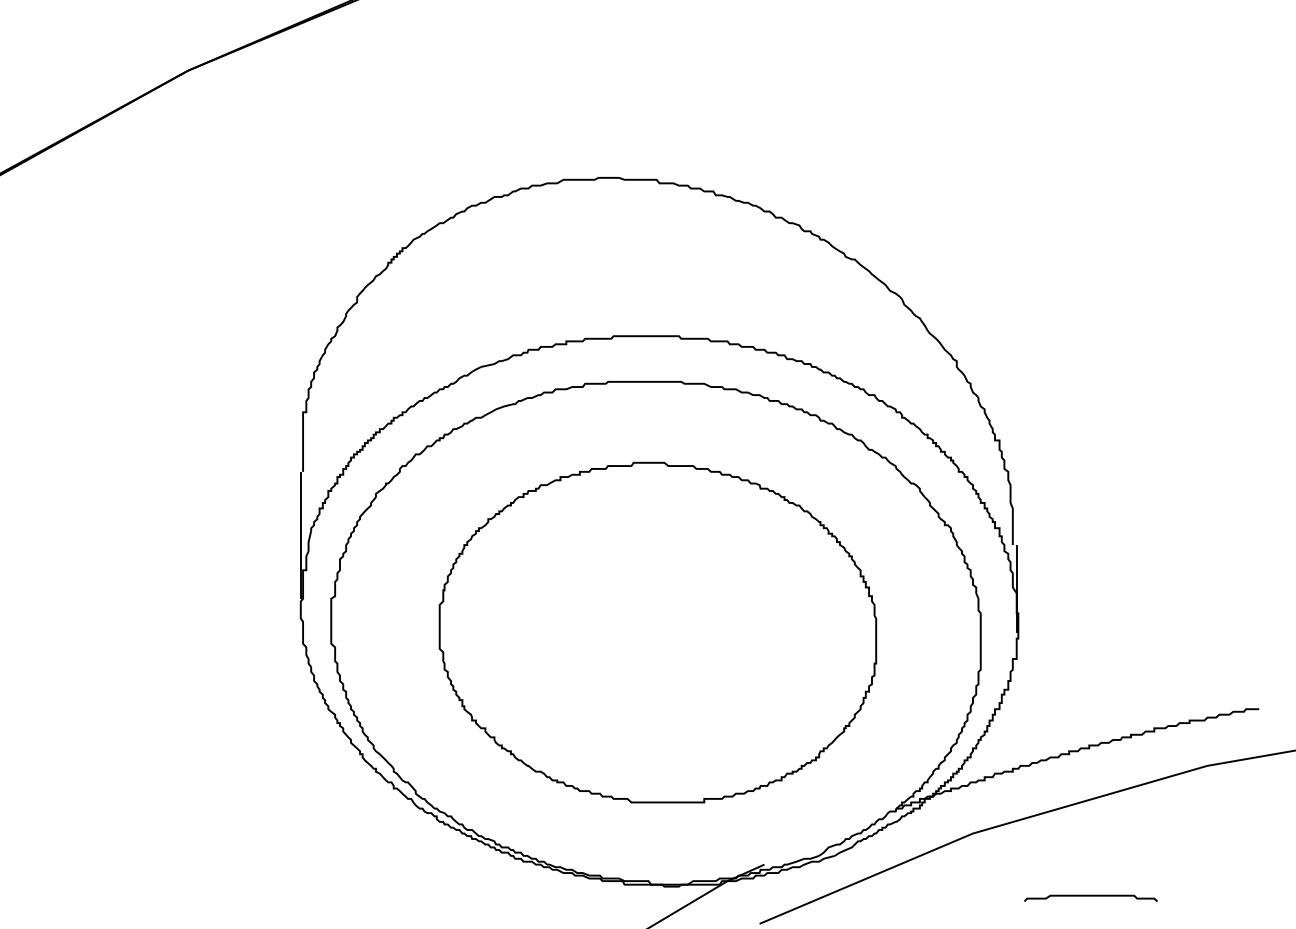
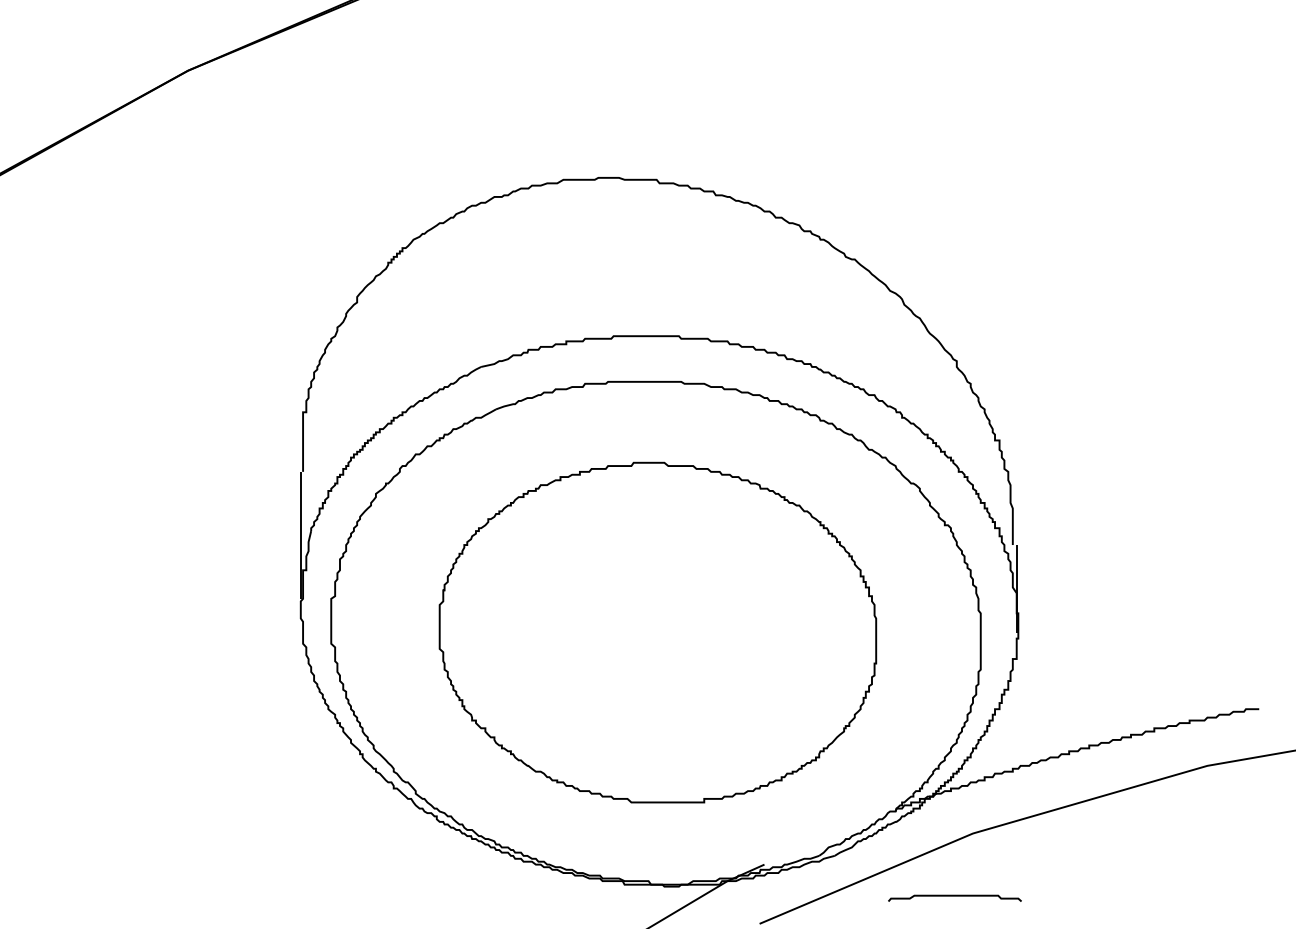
curve position: (1090, 896) -> (954, 896) (954, 896)
